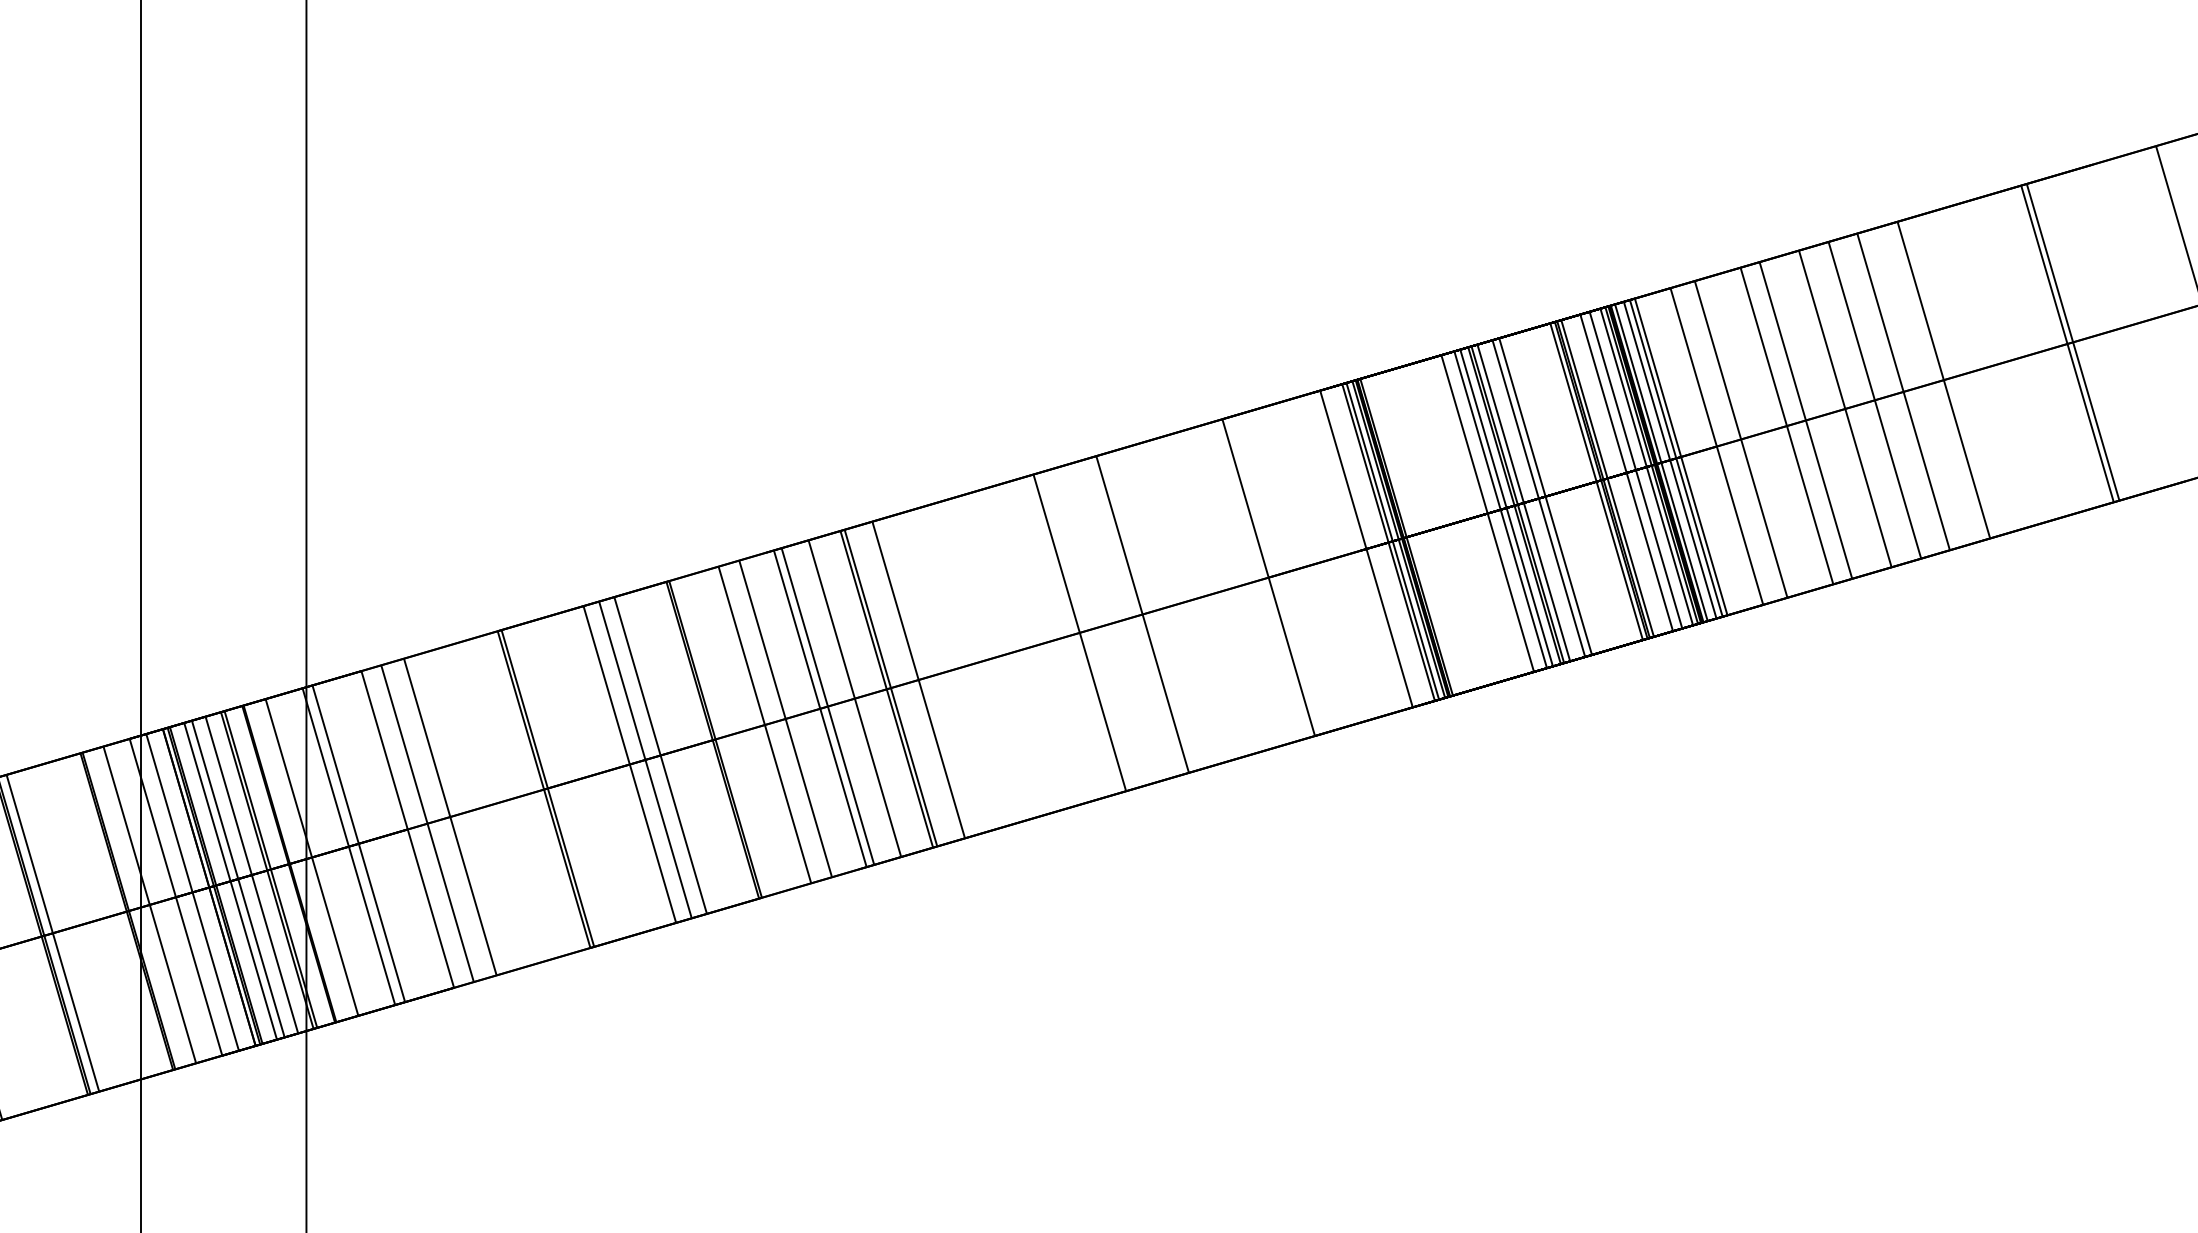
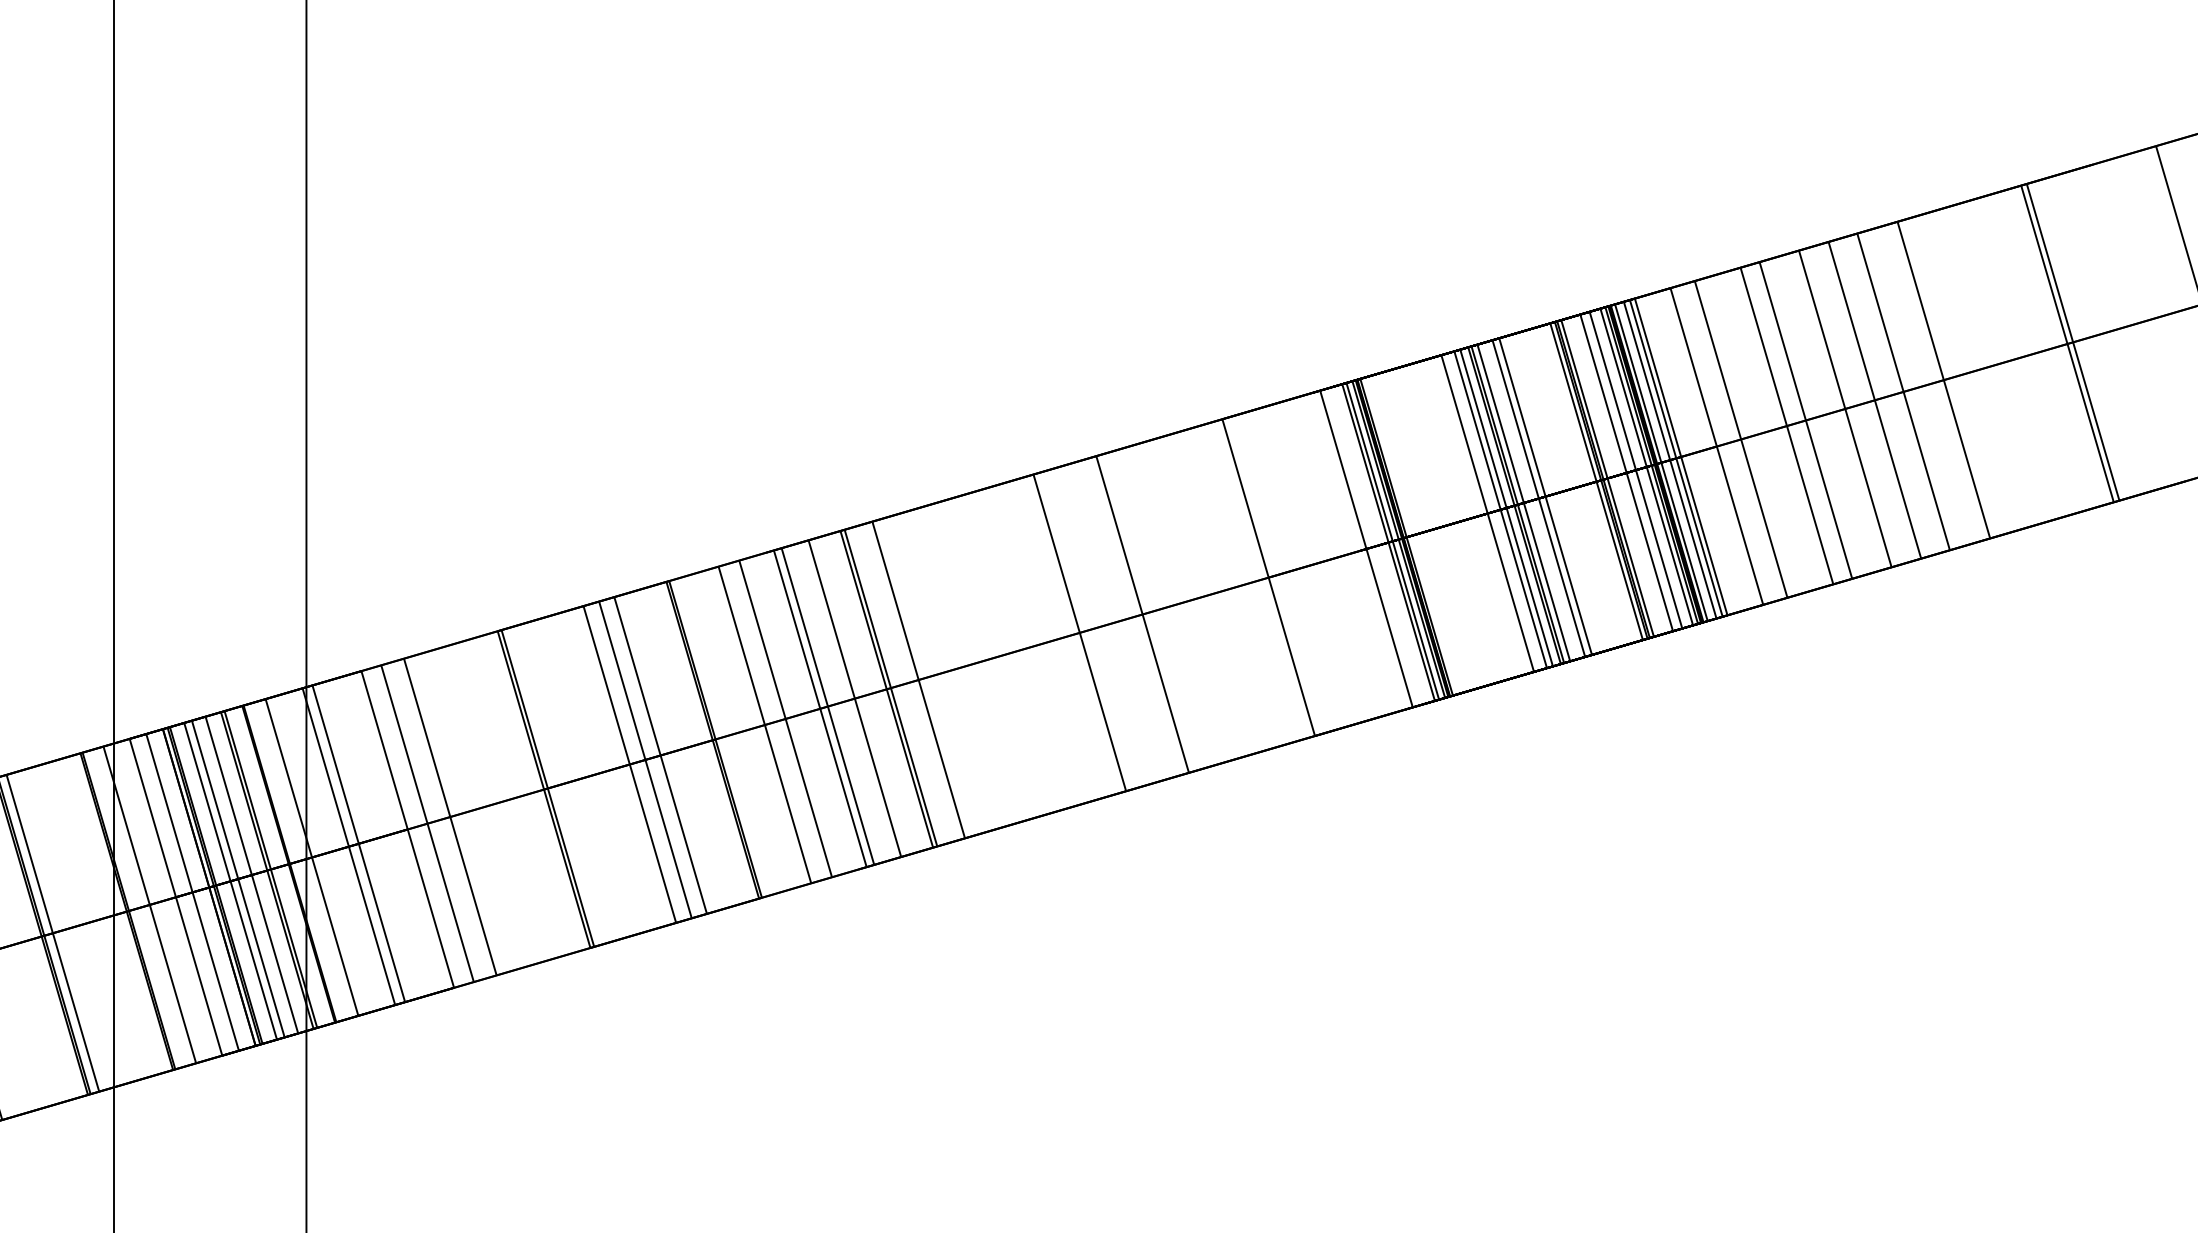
line position: (141, 615) -> (114, 615) (114, 615)
